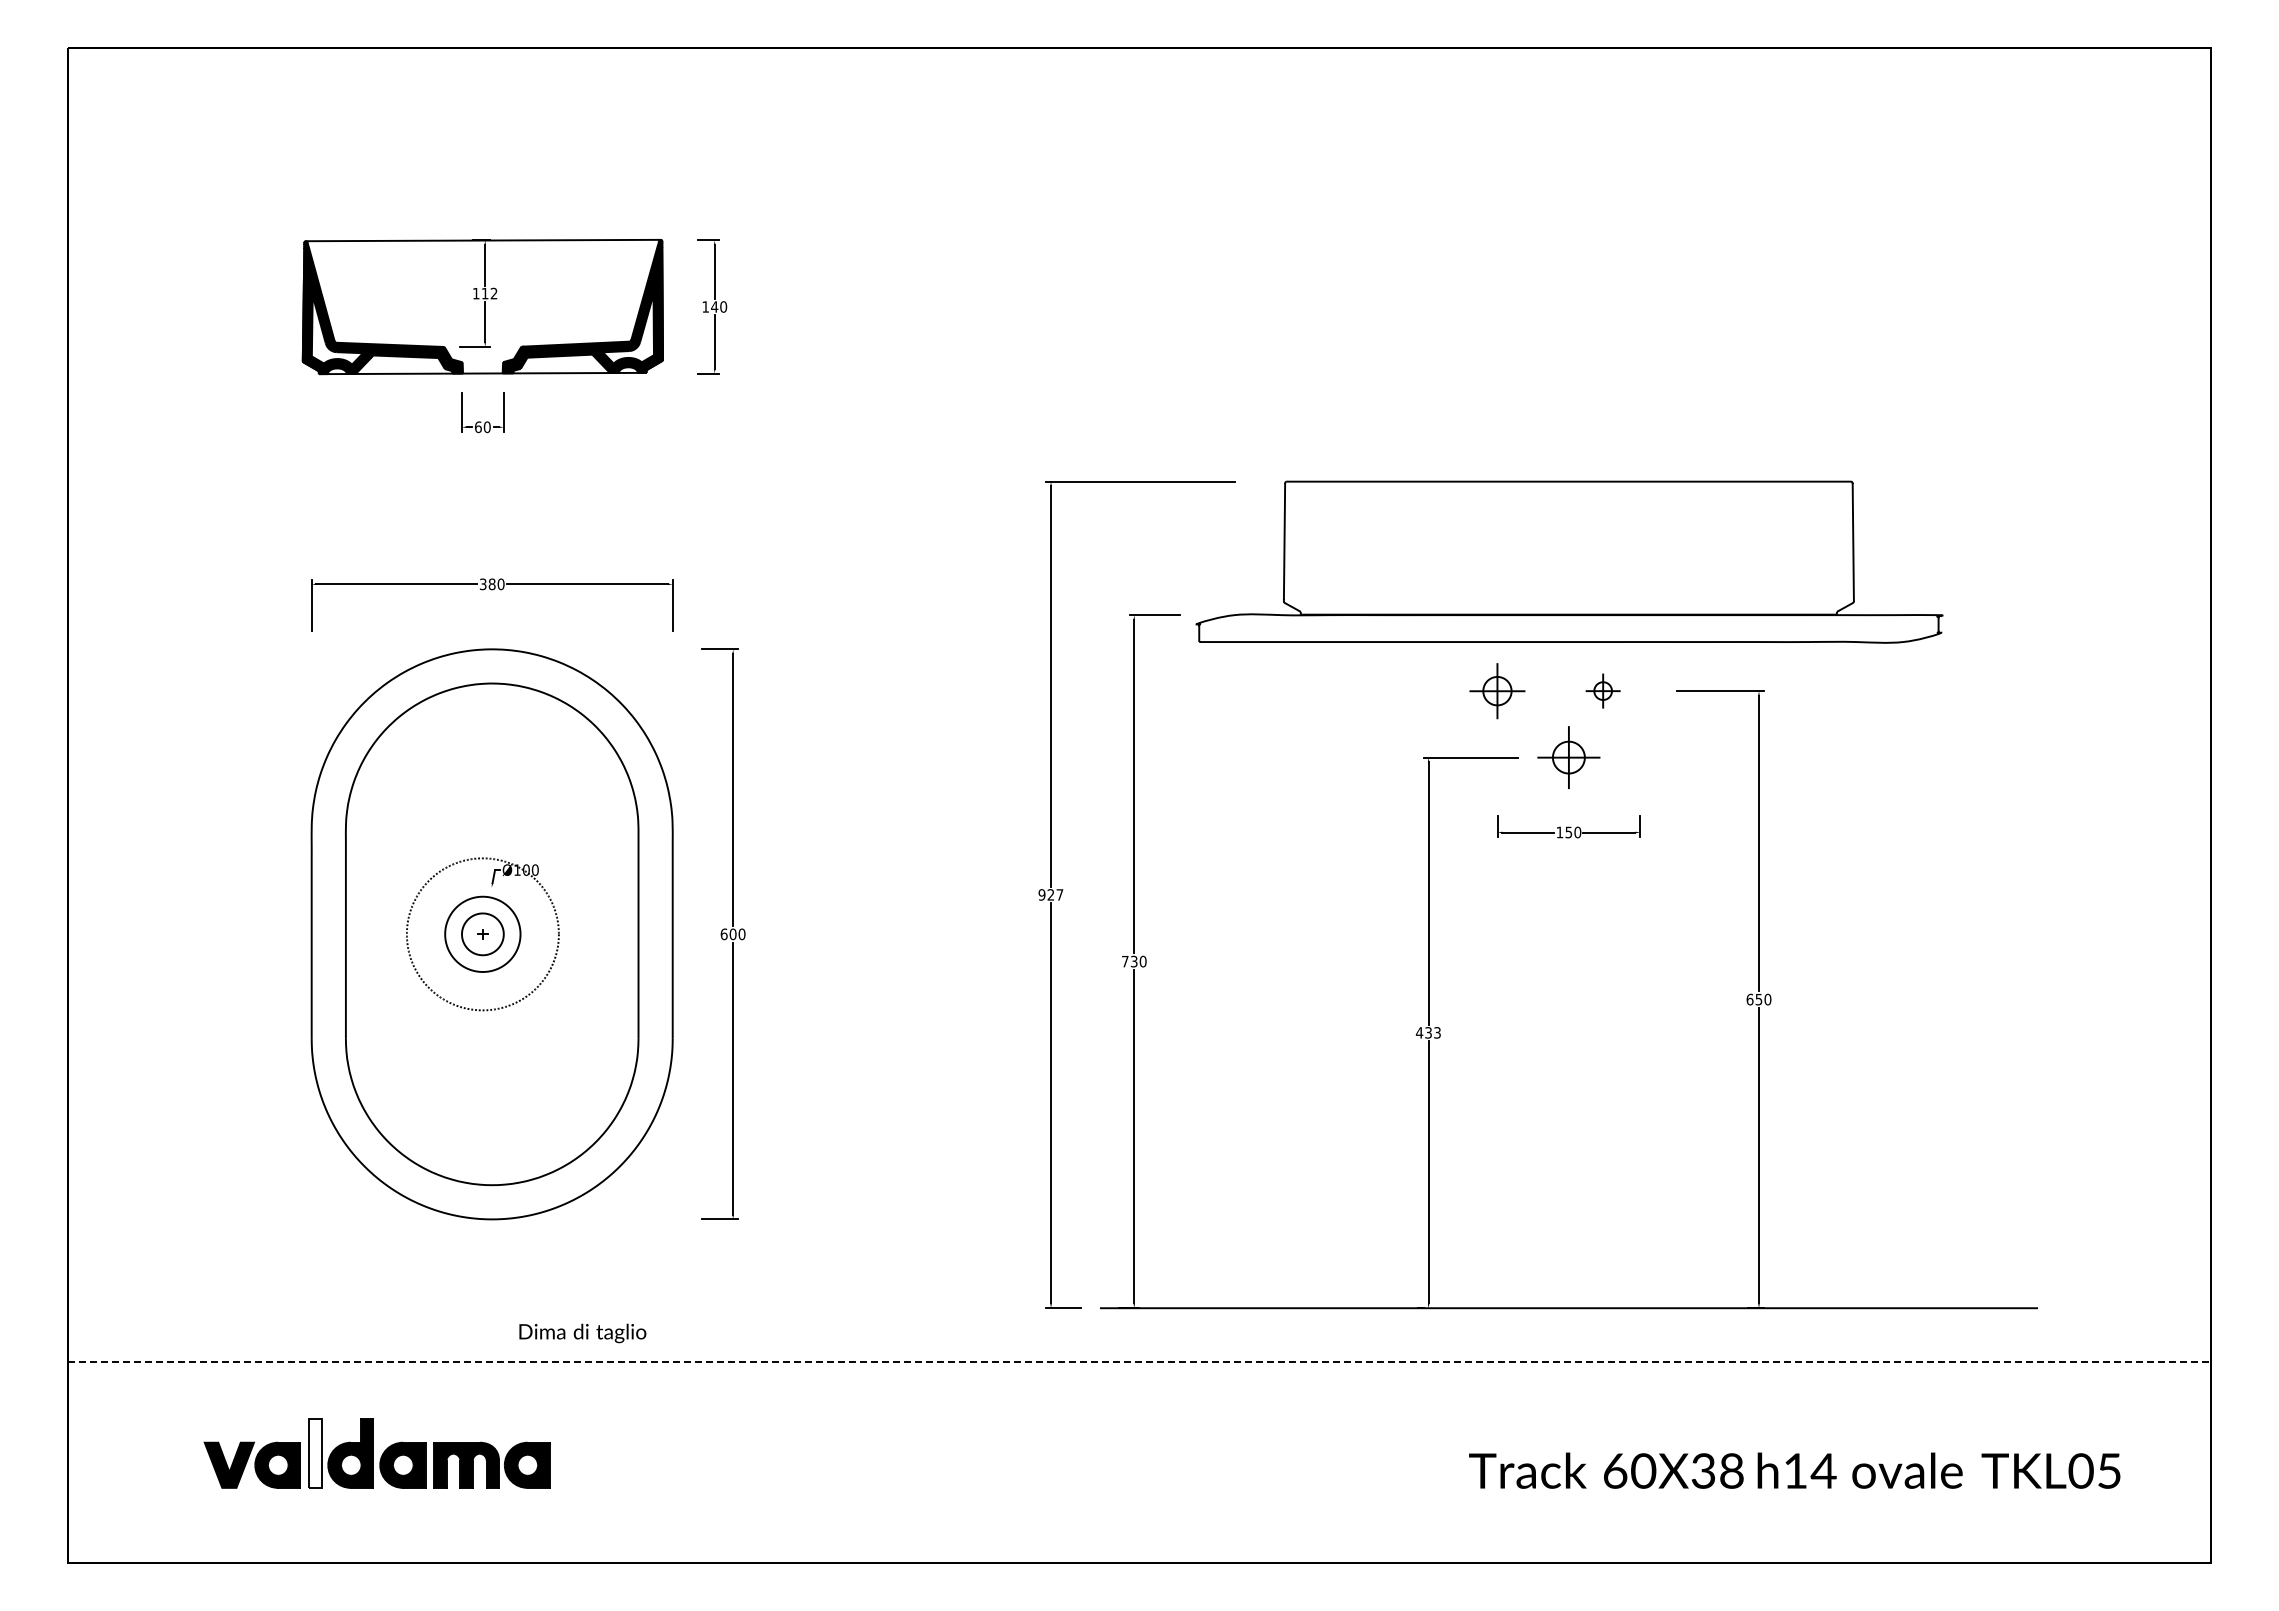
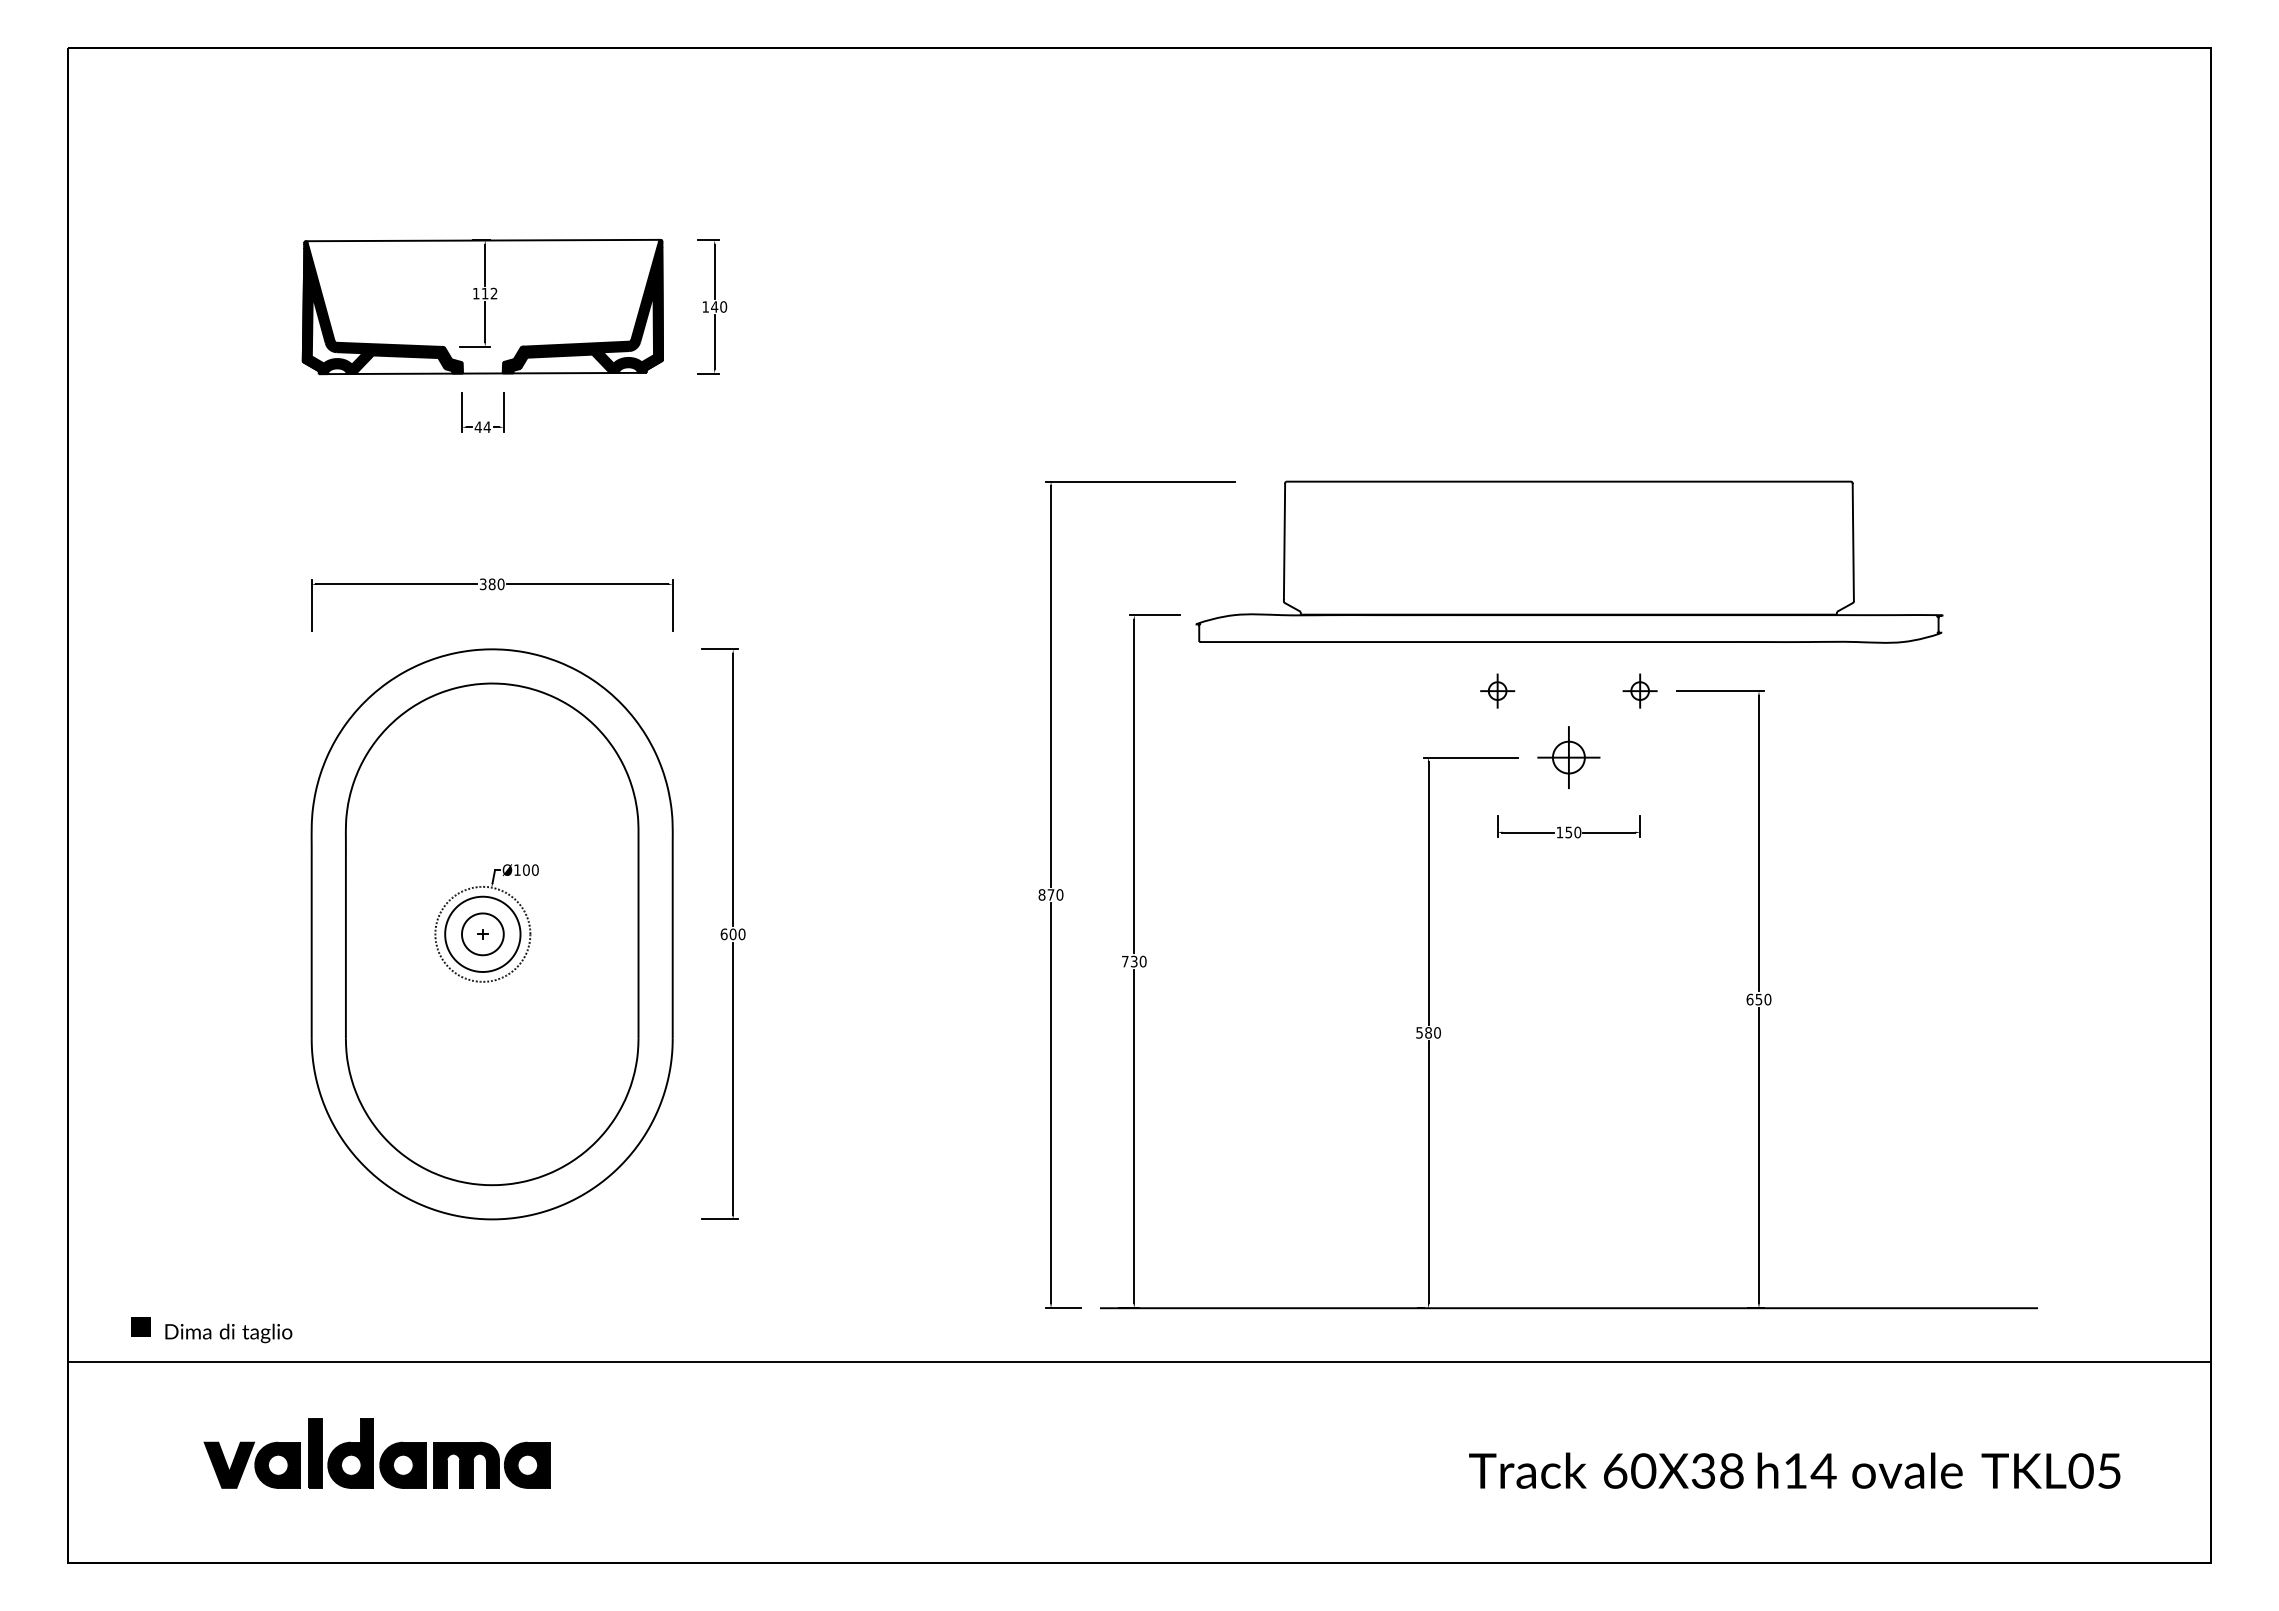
text: 60 -> 44 (482, 427)
part position: (1602, 690) -> (1639, 690) (1639, 690)
part size: 57x57 px -> 36x36 px (1497, 690)
text: 927 -> 870 (1050, 894)
circle diameter: 152 px -> 95 px (482, 933)
text: 433 -> 580 (1427, 1032)
fill: none -> present (140, 1326)
text position: (582, 1333) -> (228, 1333) (228, 1333)
line: dashed -> solid (1139, 1361)
fill: none -> present (315, 1453)
